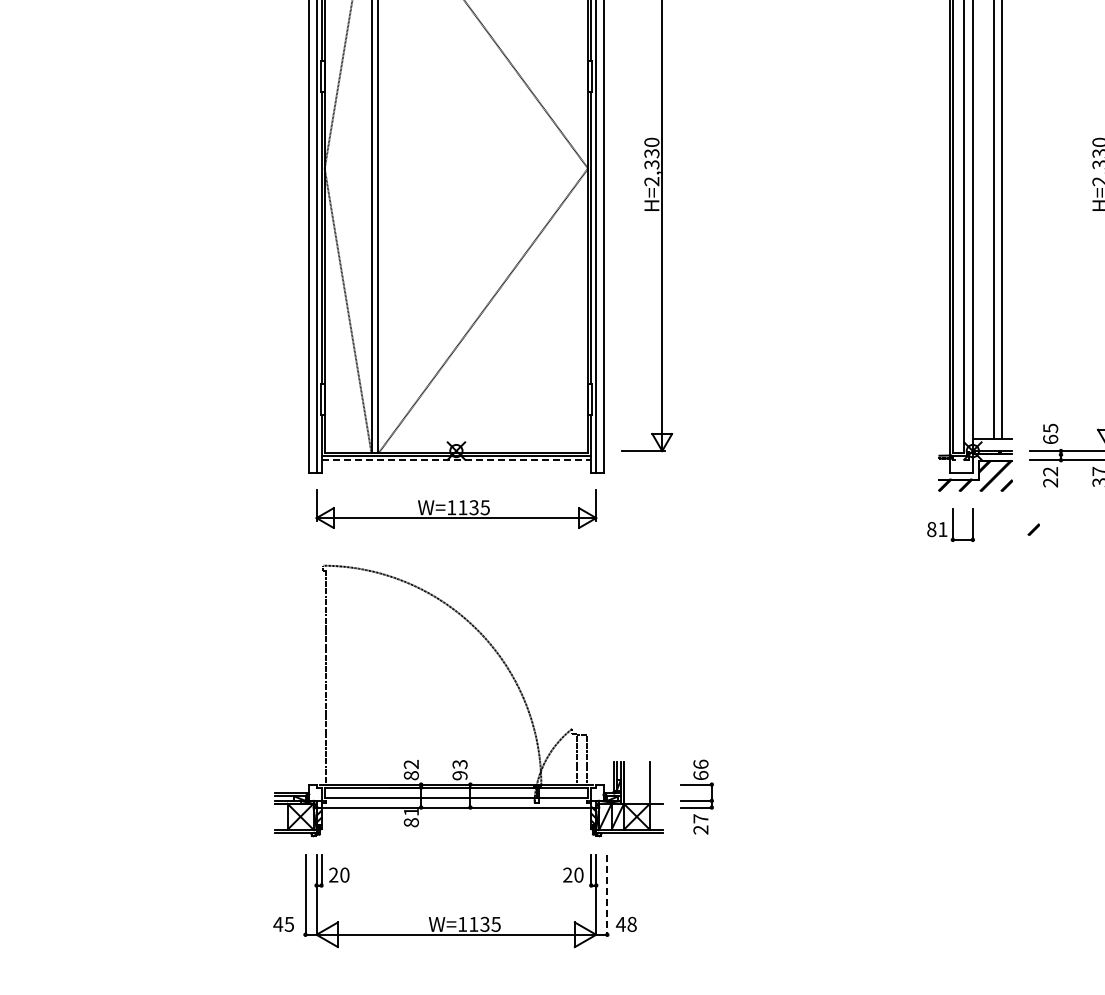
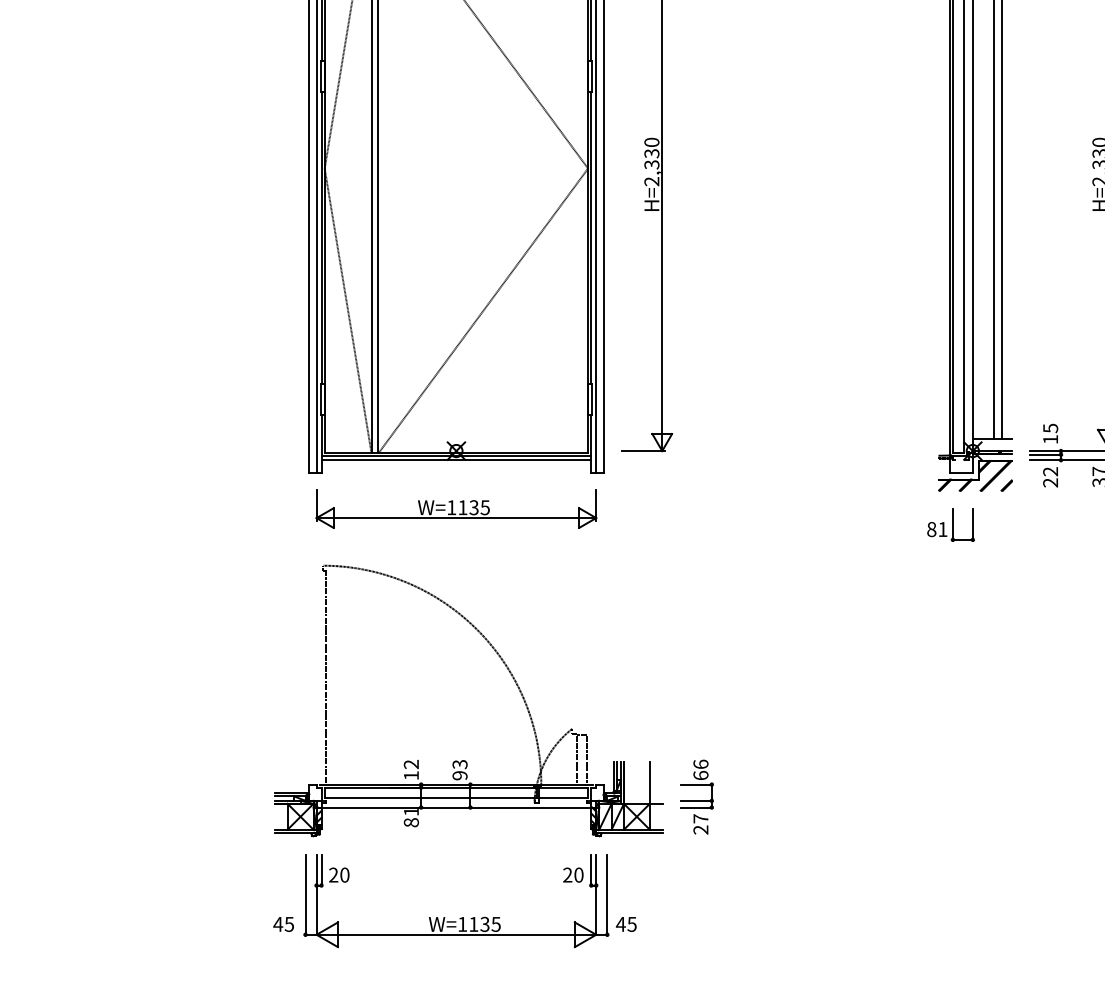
text: 65 -> 15 (1050, 438)
line: none -> present (1045, 454)
line: dashed -> solid (456, 460)
line: present -> none (1033, 529)
text: 82 -> 12 (410, 775)
line: dashed -> solid (607, 895)
text: 48 -> 45 (631, 923)
